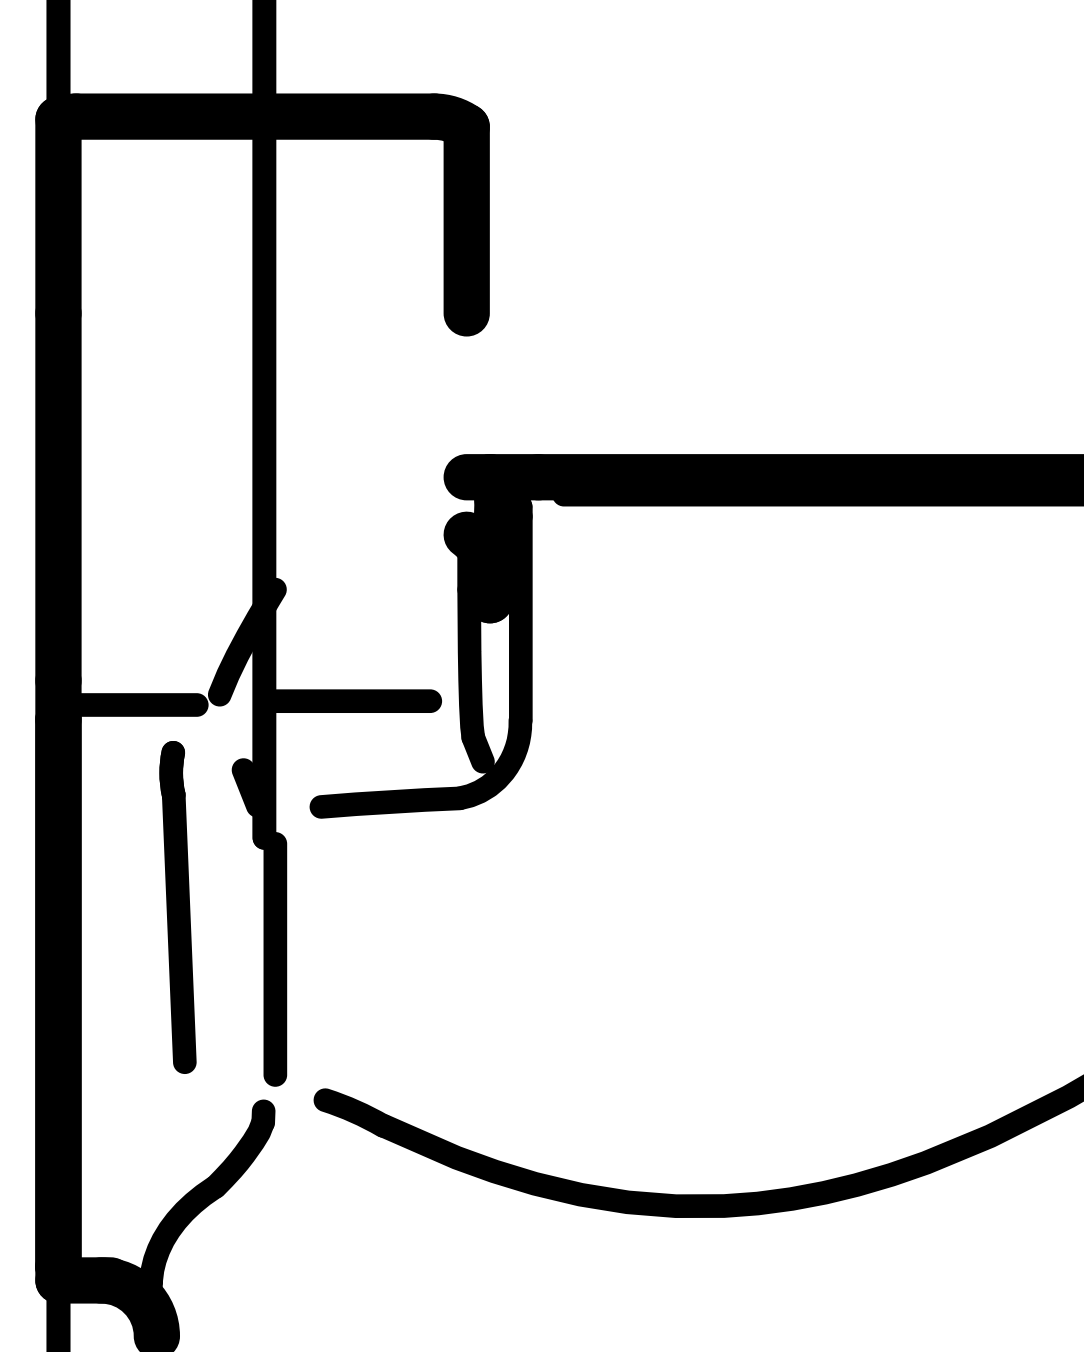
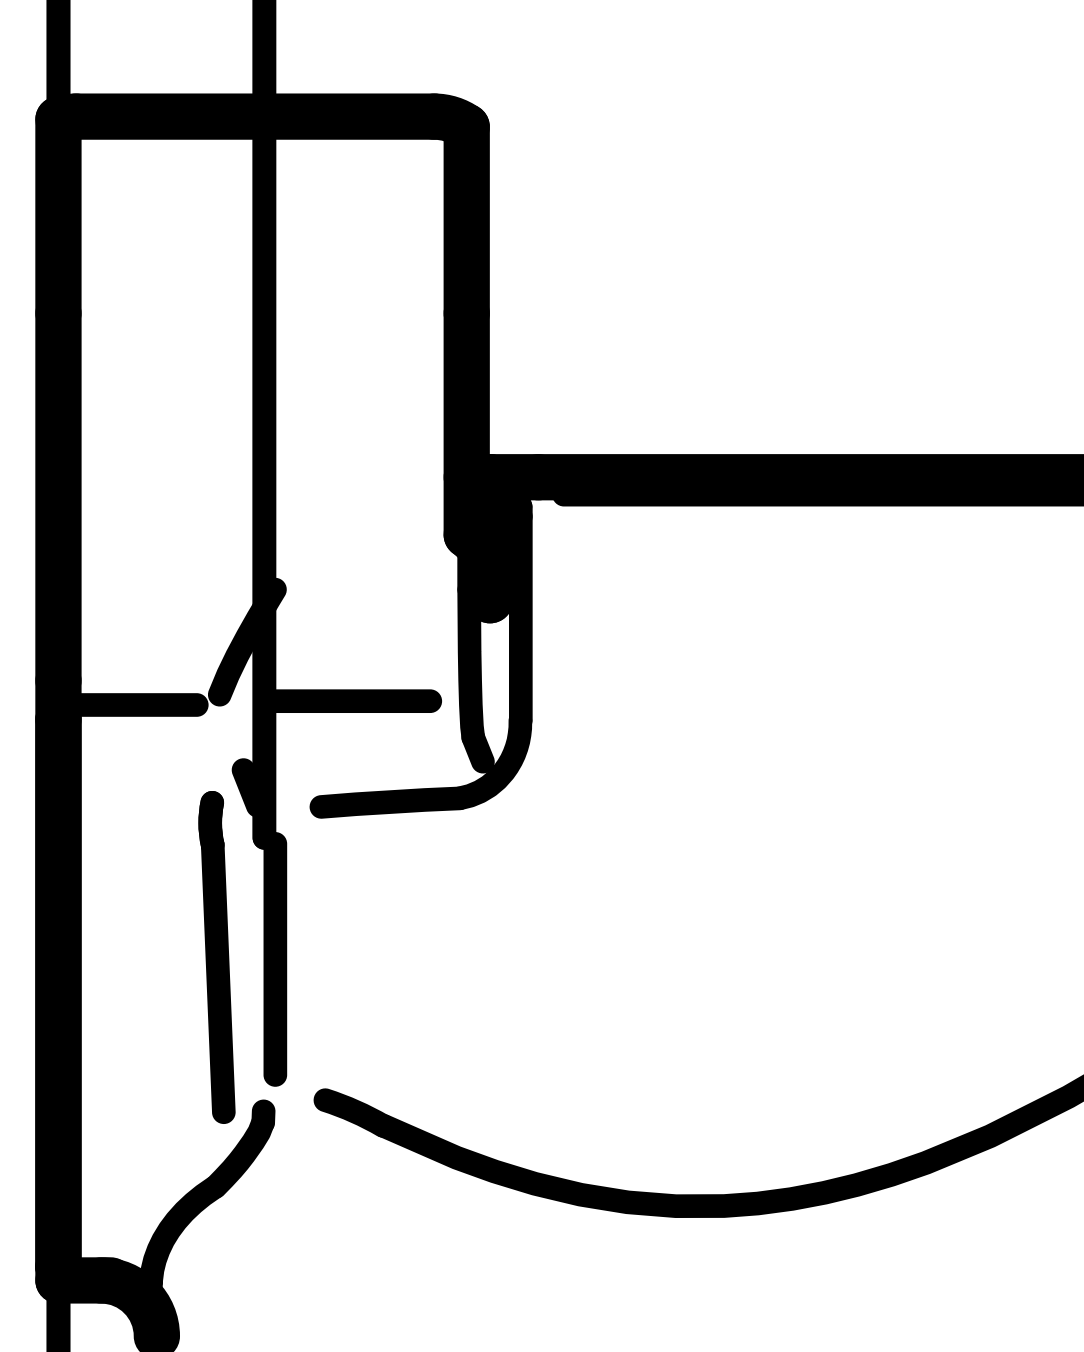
fill: none -> present (466, 423)
part position: (177, 907) -> (216, 957) (216, 957)
